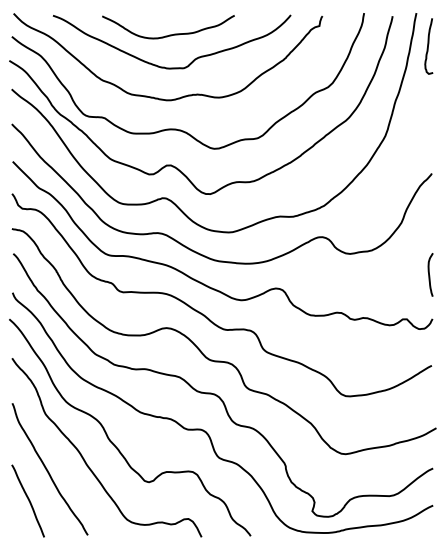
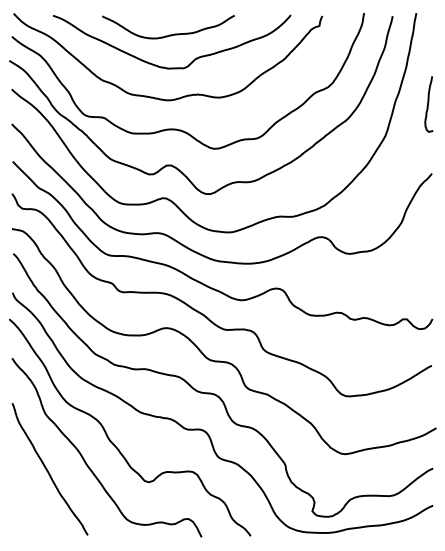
curve position: (428, 46) -> (428, 104) (428, 104)
curve: present -> none (429, 274)
curve: present -> none (27, 499)
